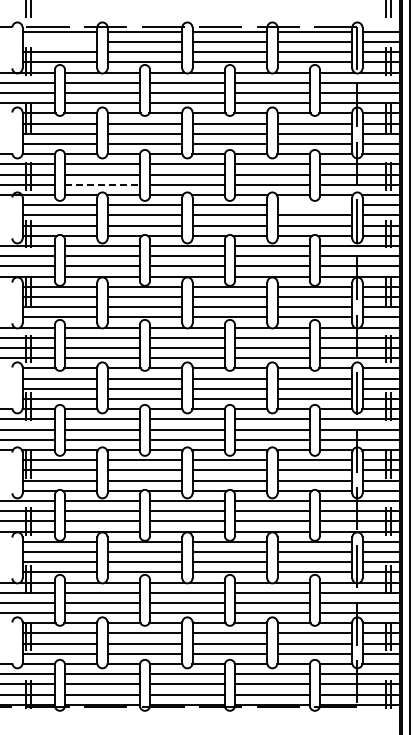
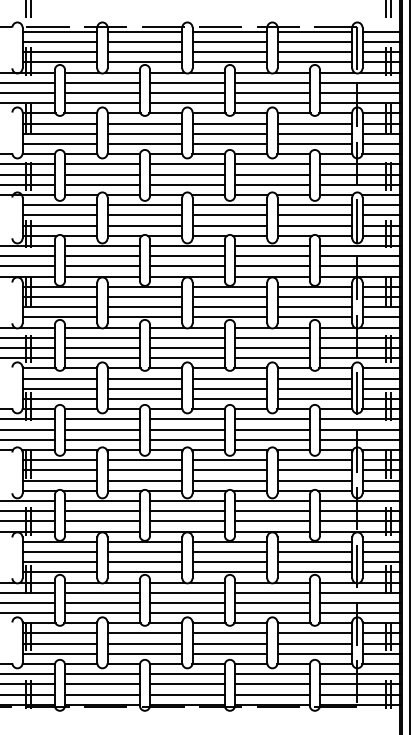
line: none -> present (59, 42)
line: dashed -> solid (102, 184)
line: none -> present (314, 205)
